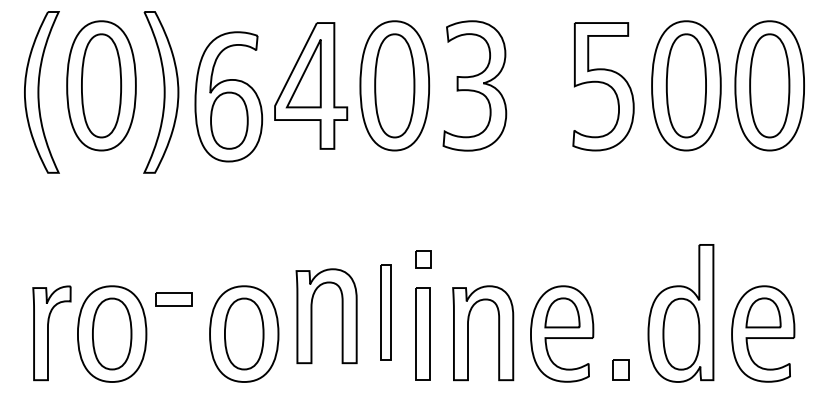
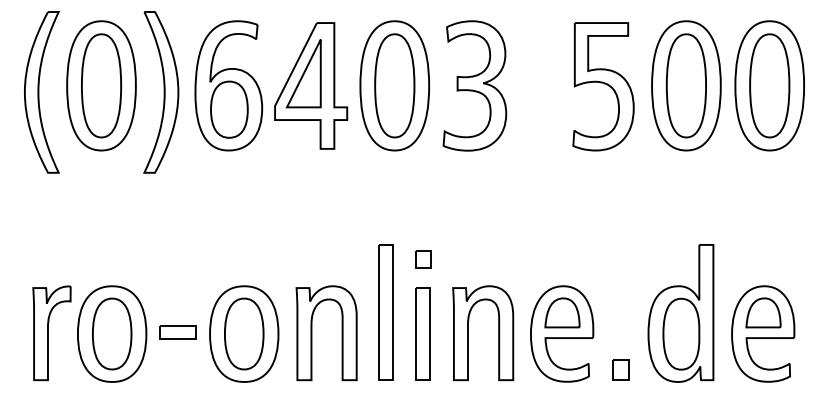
part position: (228, 96) -> (228, 85) (228, 85)
part position: (173, 299) -> (177, 332) (177, 332)
part size: 12x97 px -> 16x137 px (385, 312)
part position: (312, 316) -> (312, 333) (312, 333)
